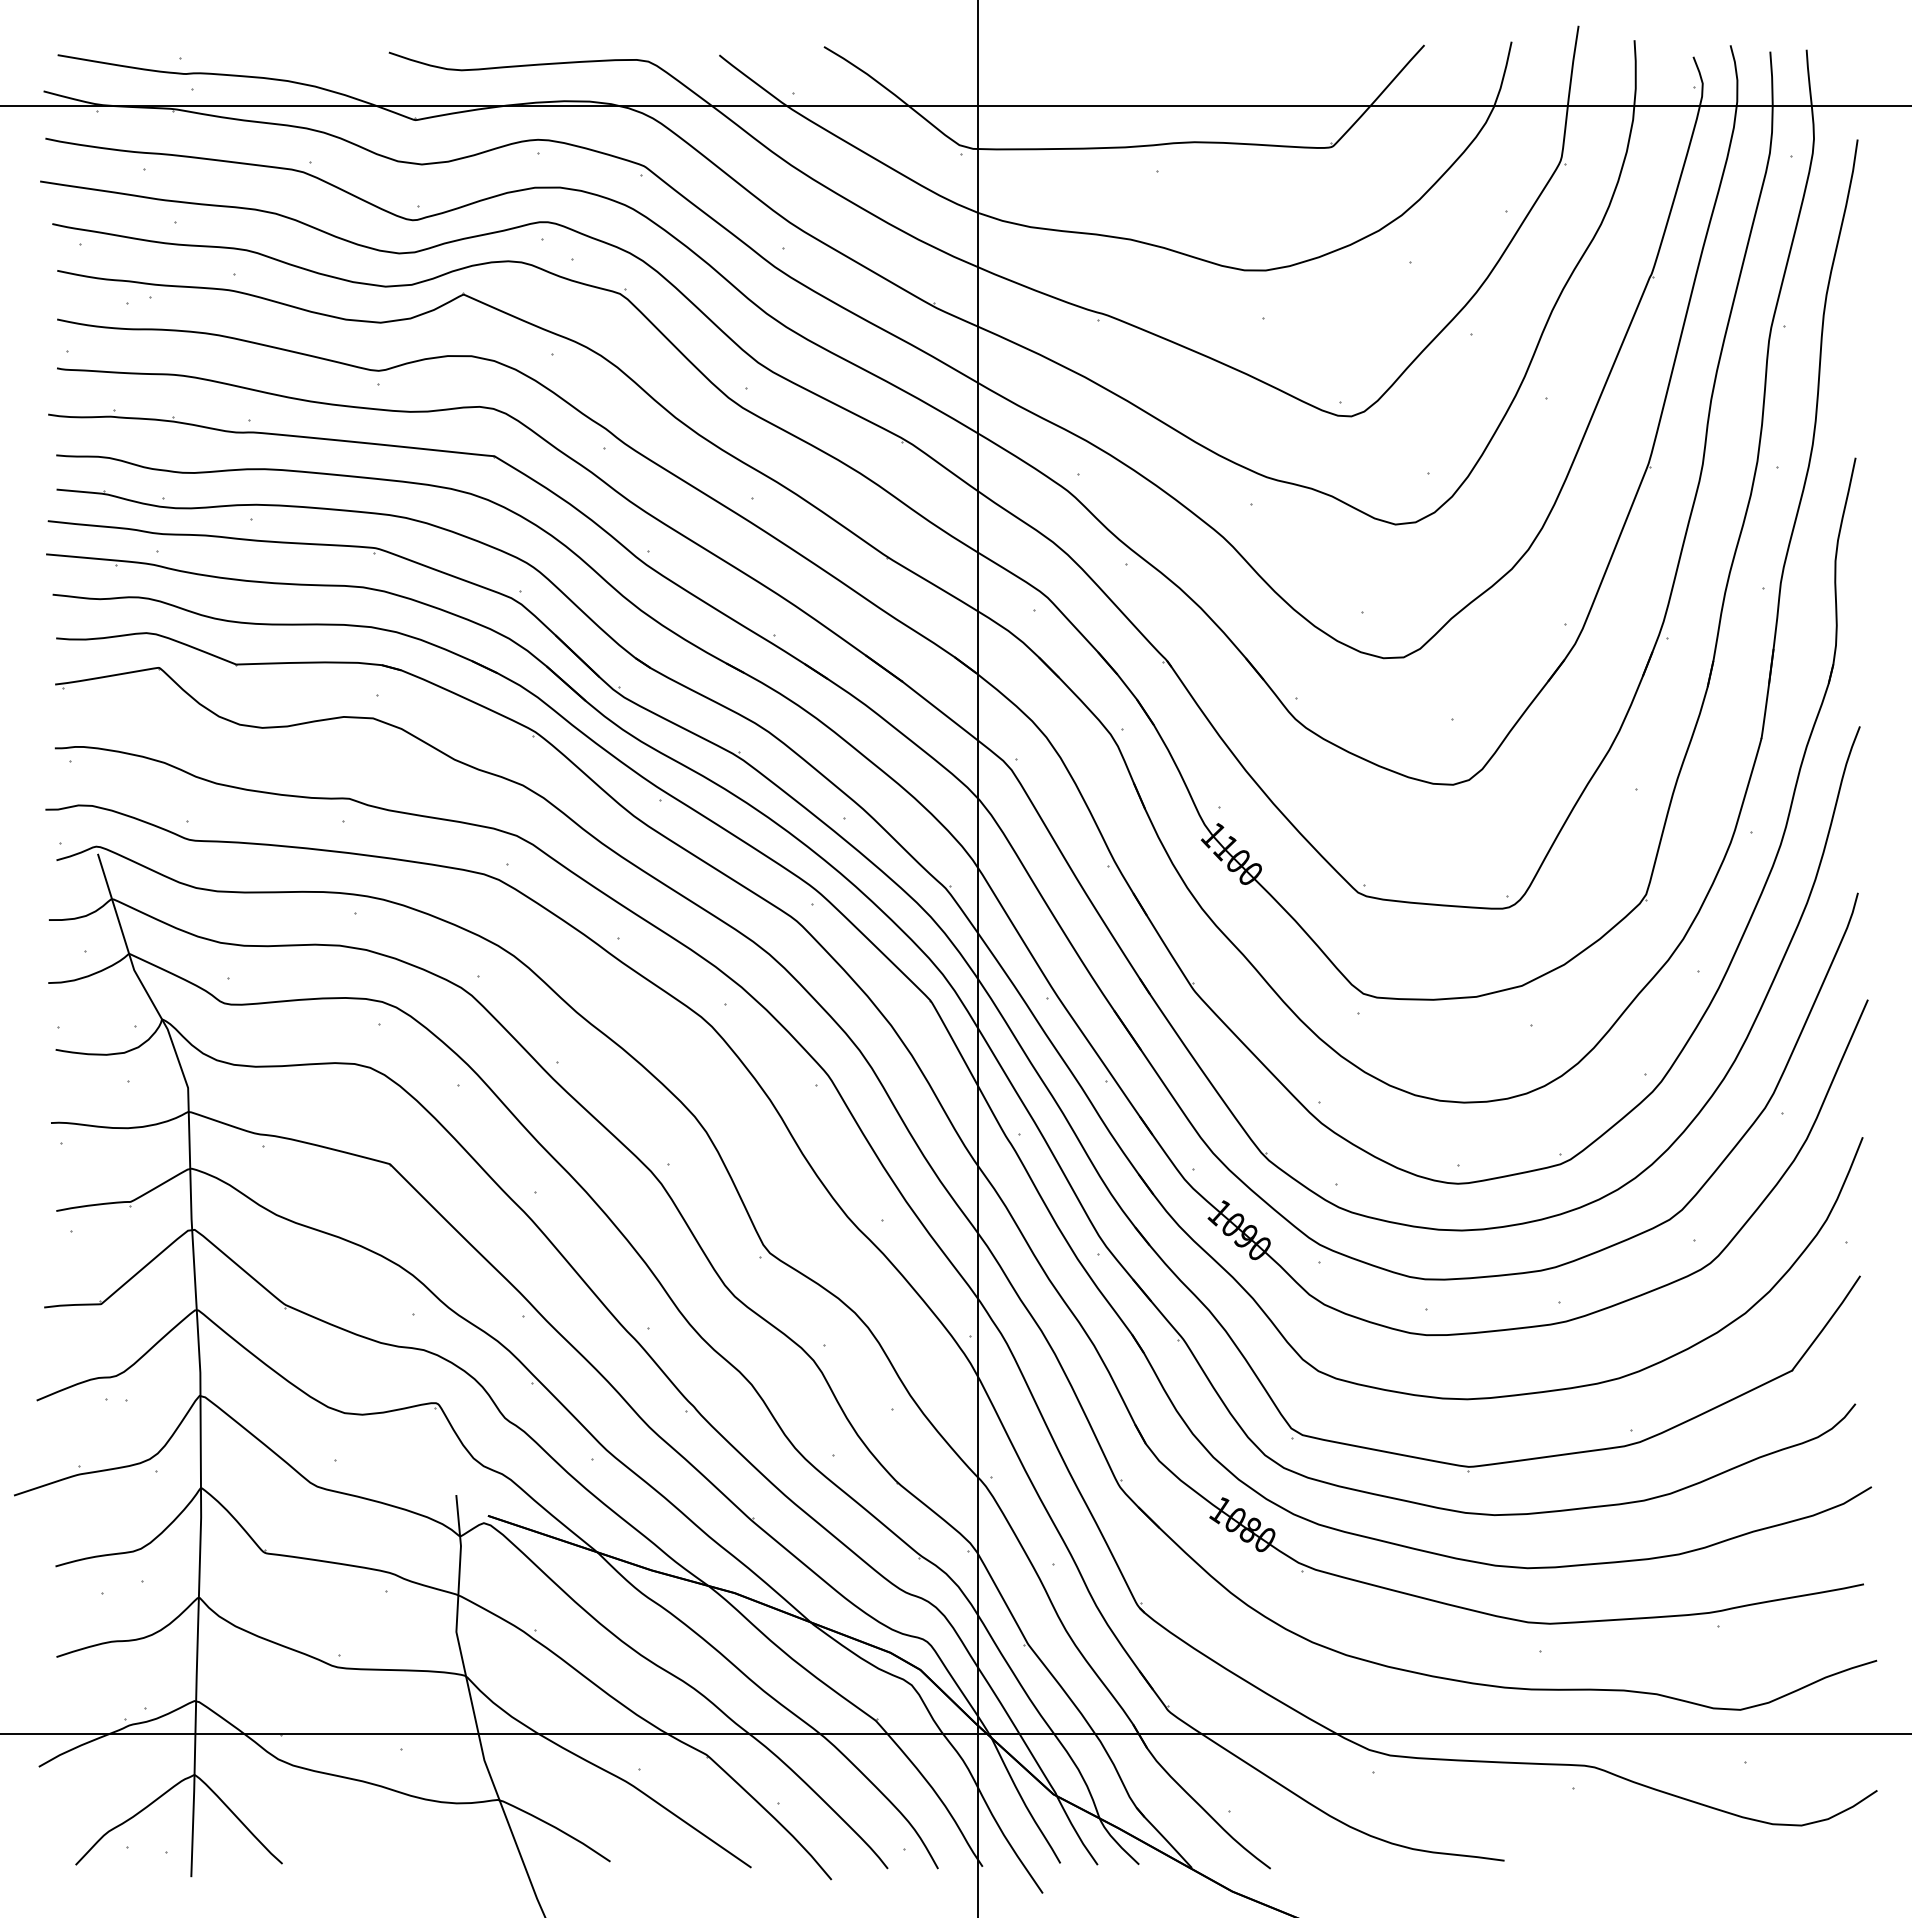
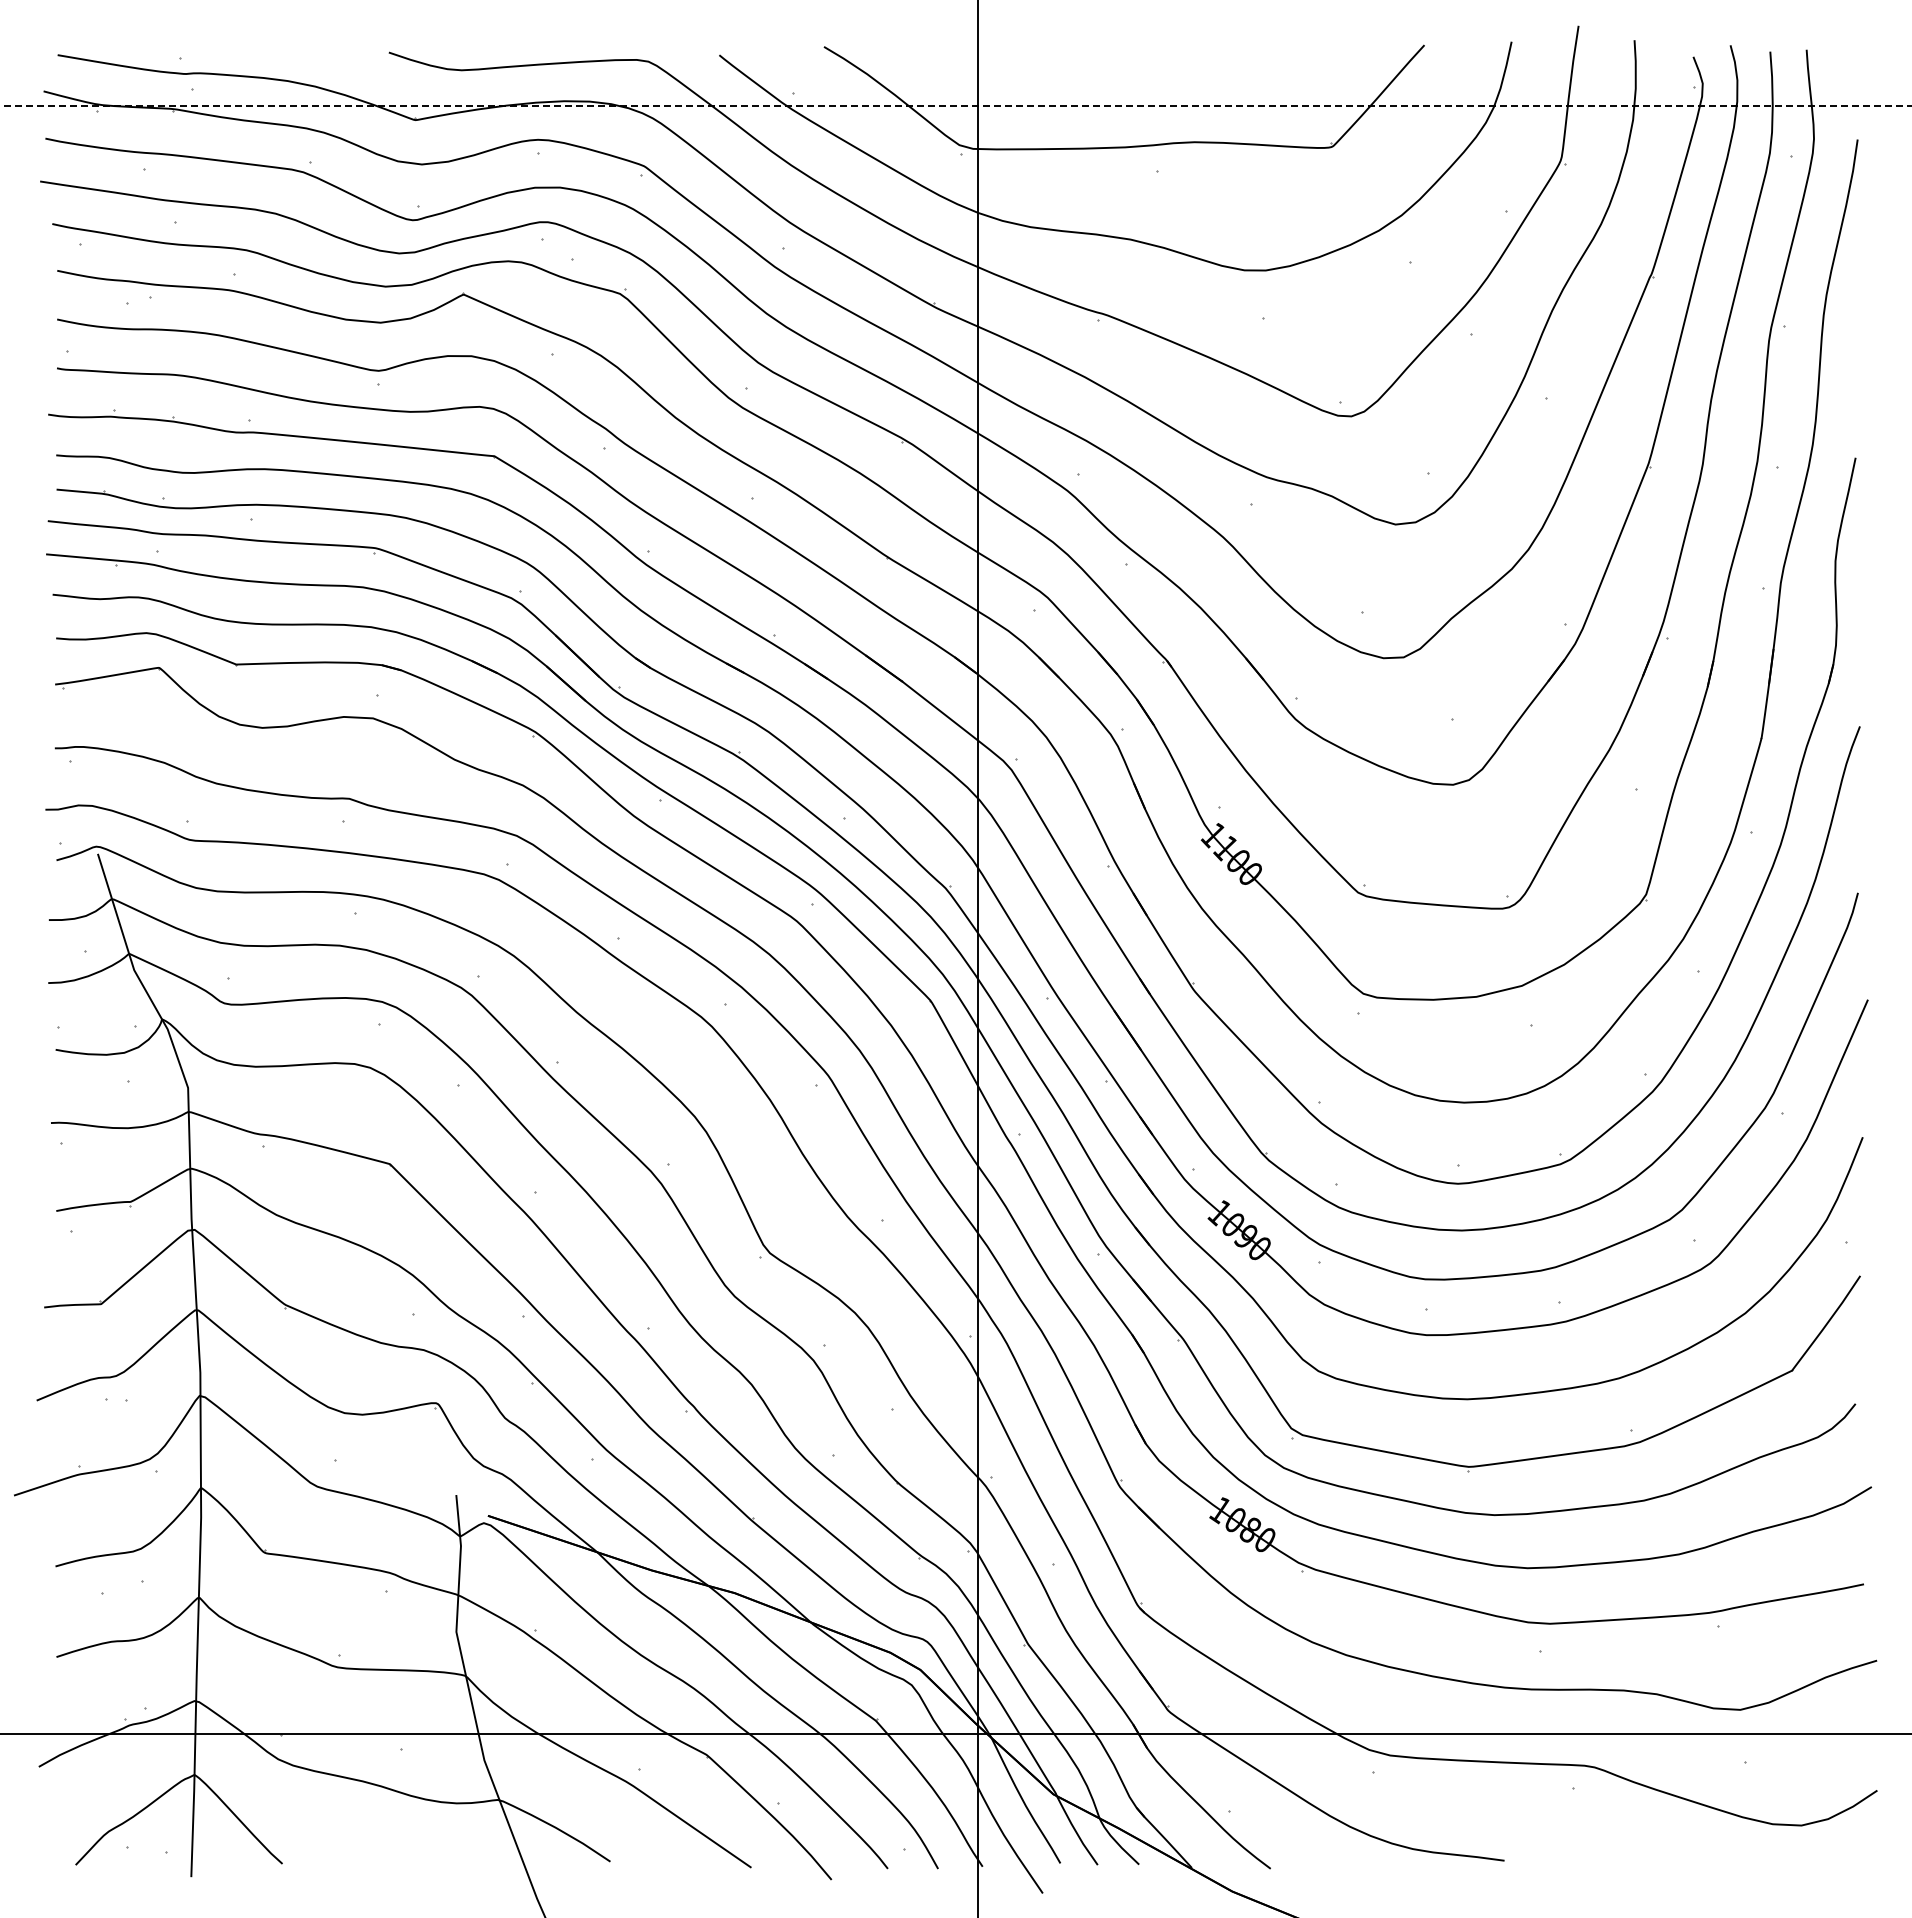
line: solid -> dashed (956, 105)
